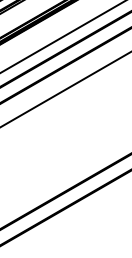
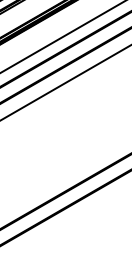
line position: (65, 89) -> (65, 82) (65, 82)
